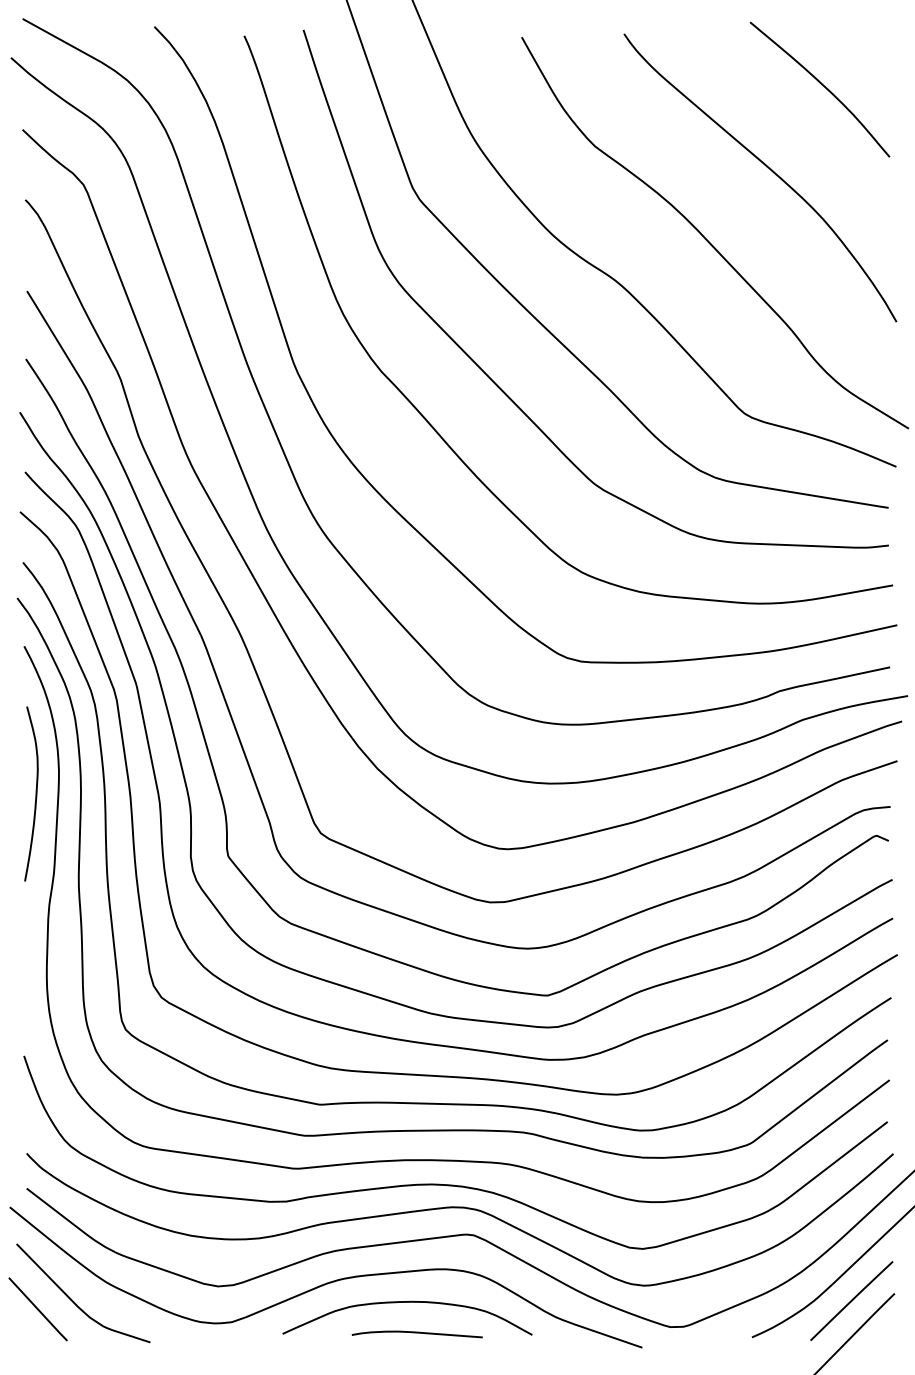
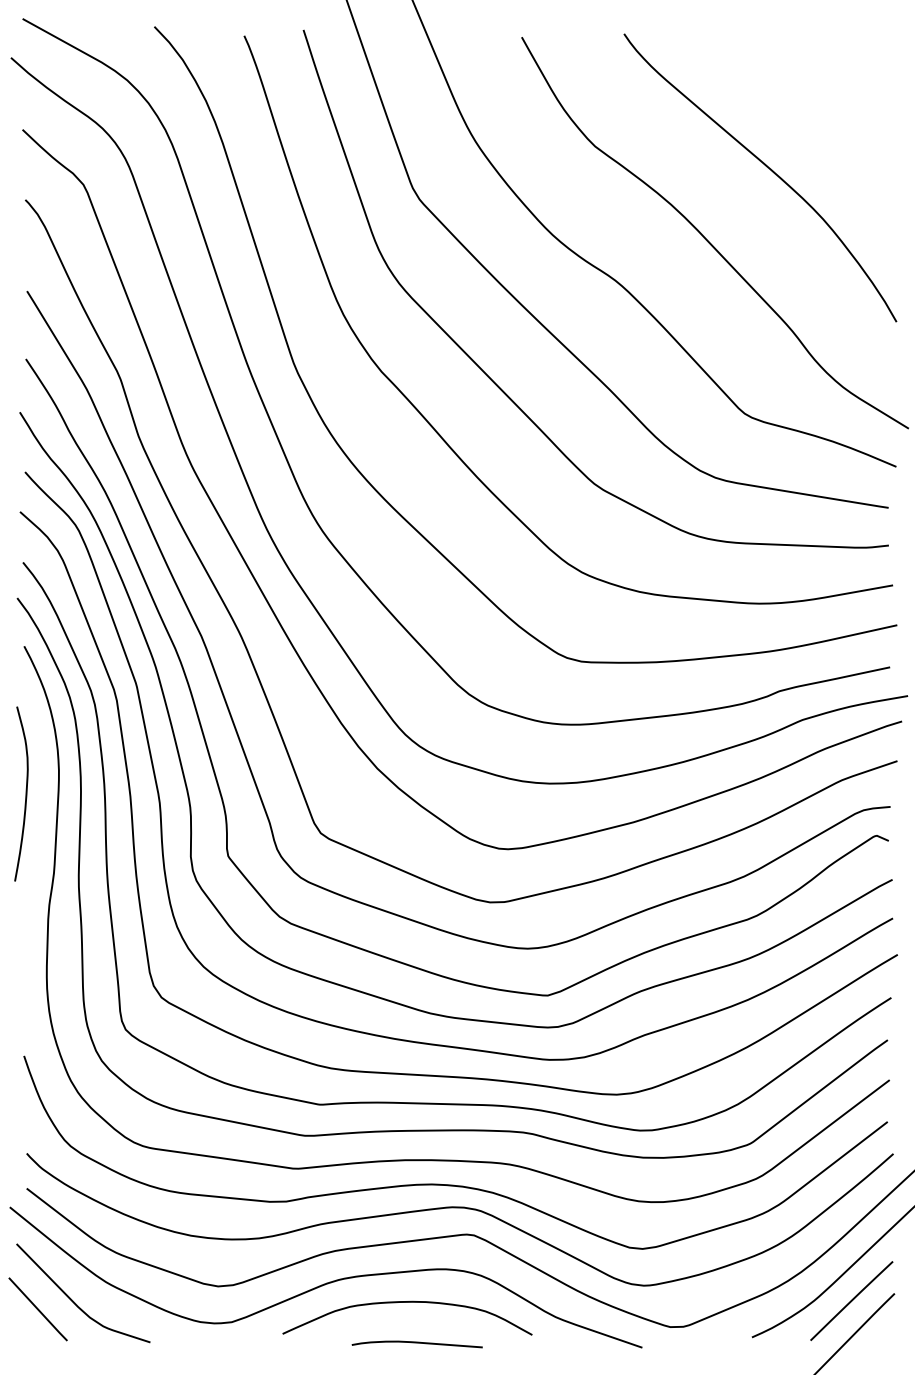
curve: present -> none (821, 85)
curve position: (35, 793) -> (25, 793) (25, 793)
curve position: (416, 1333) -> (416, 1343) (416, 1343)
